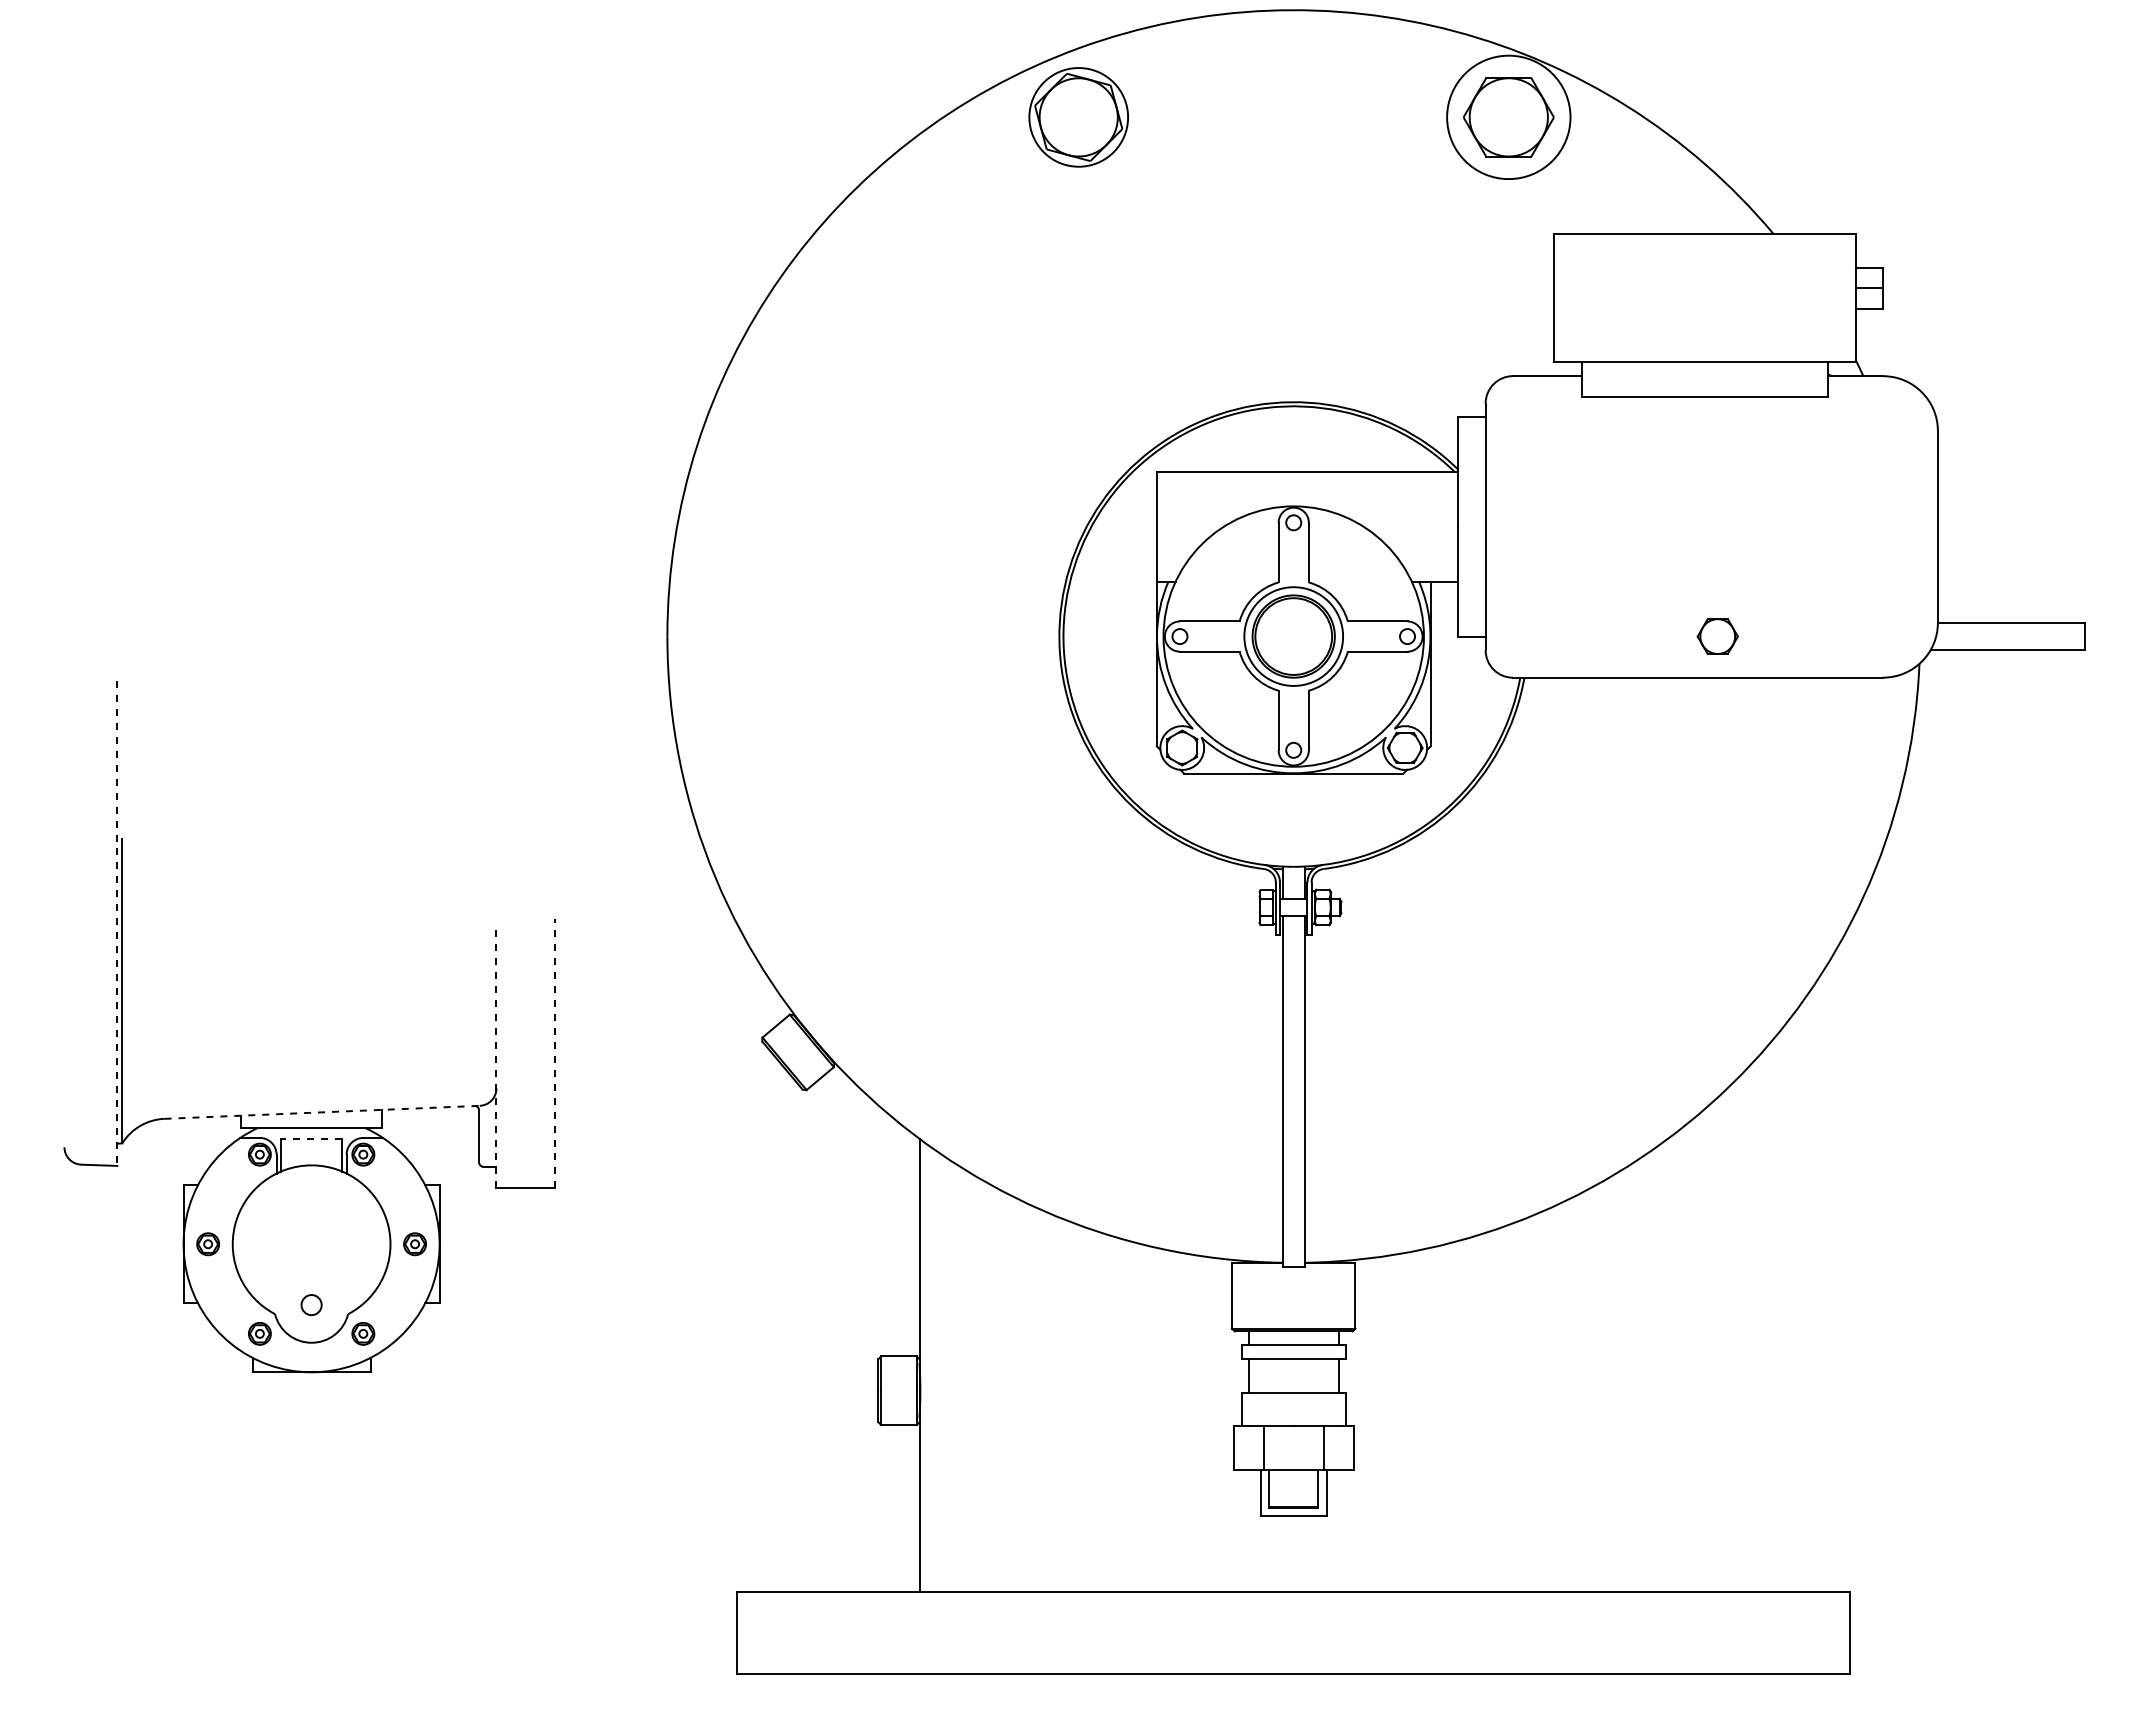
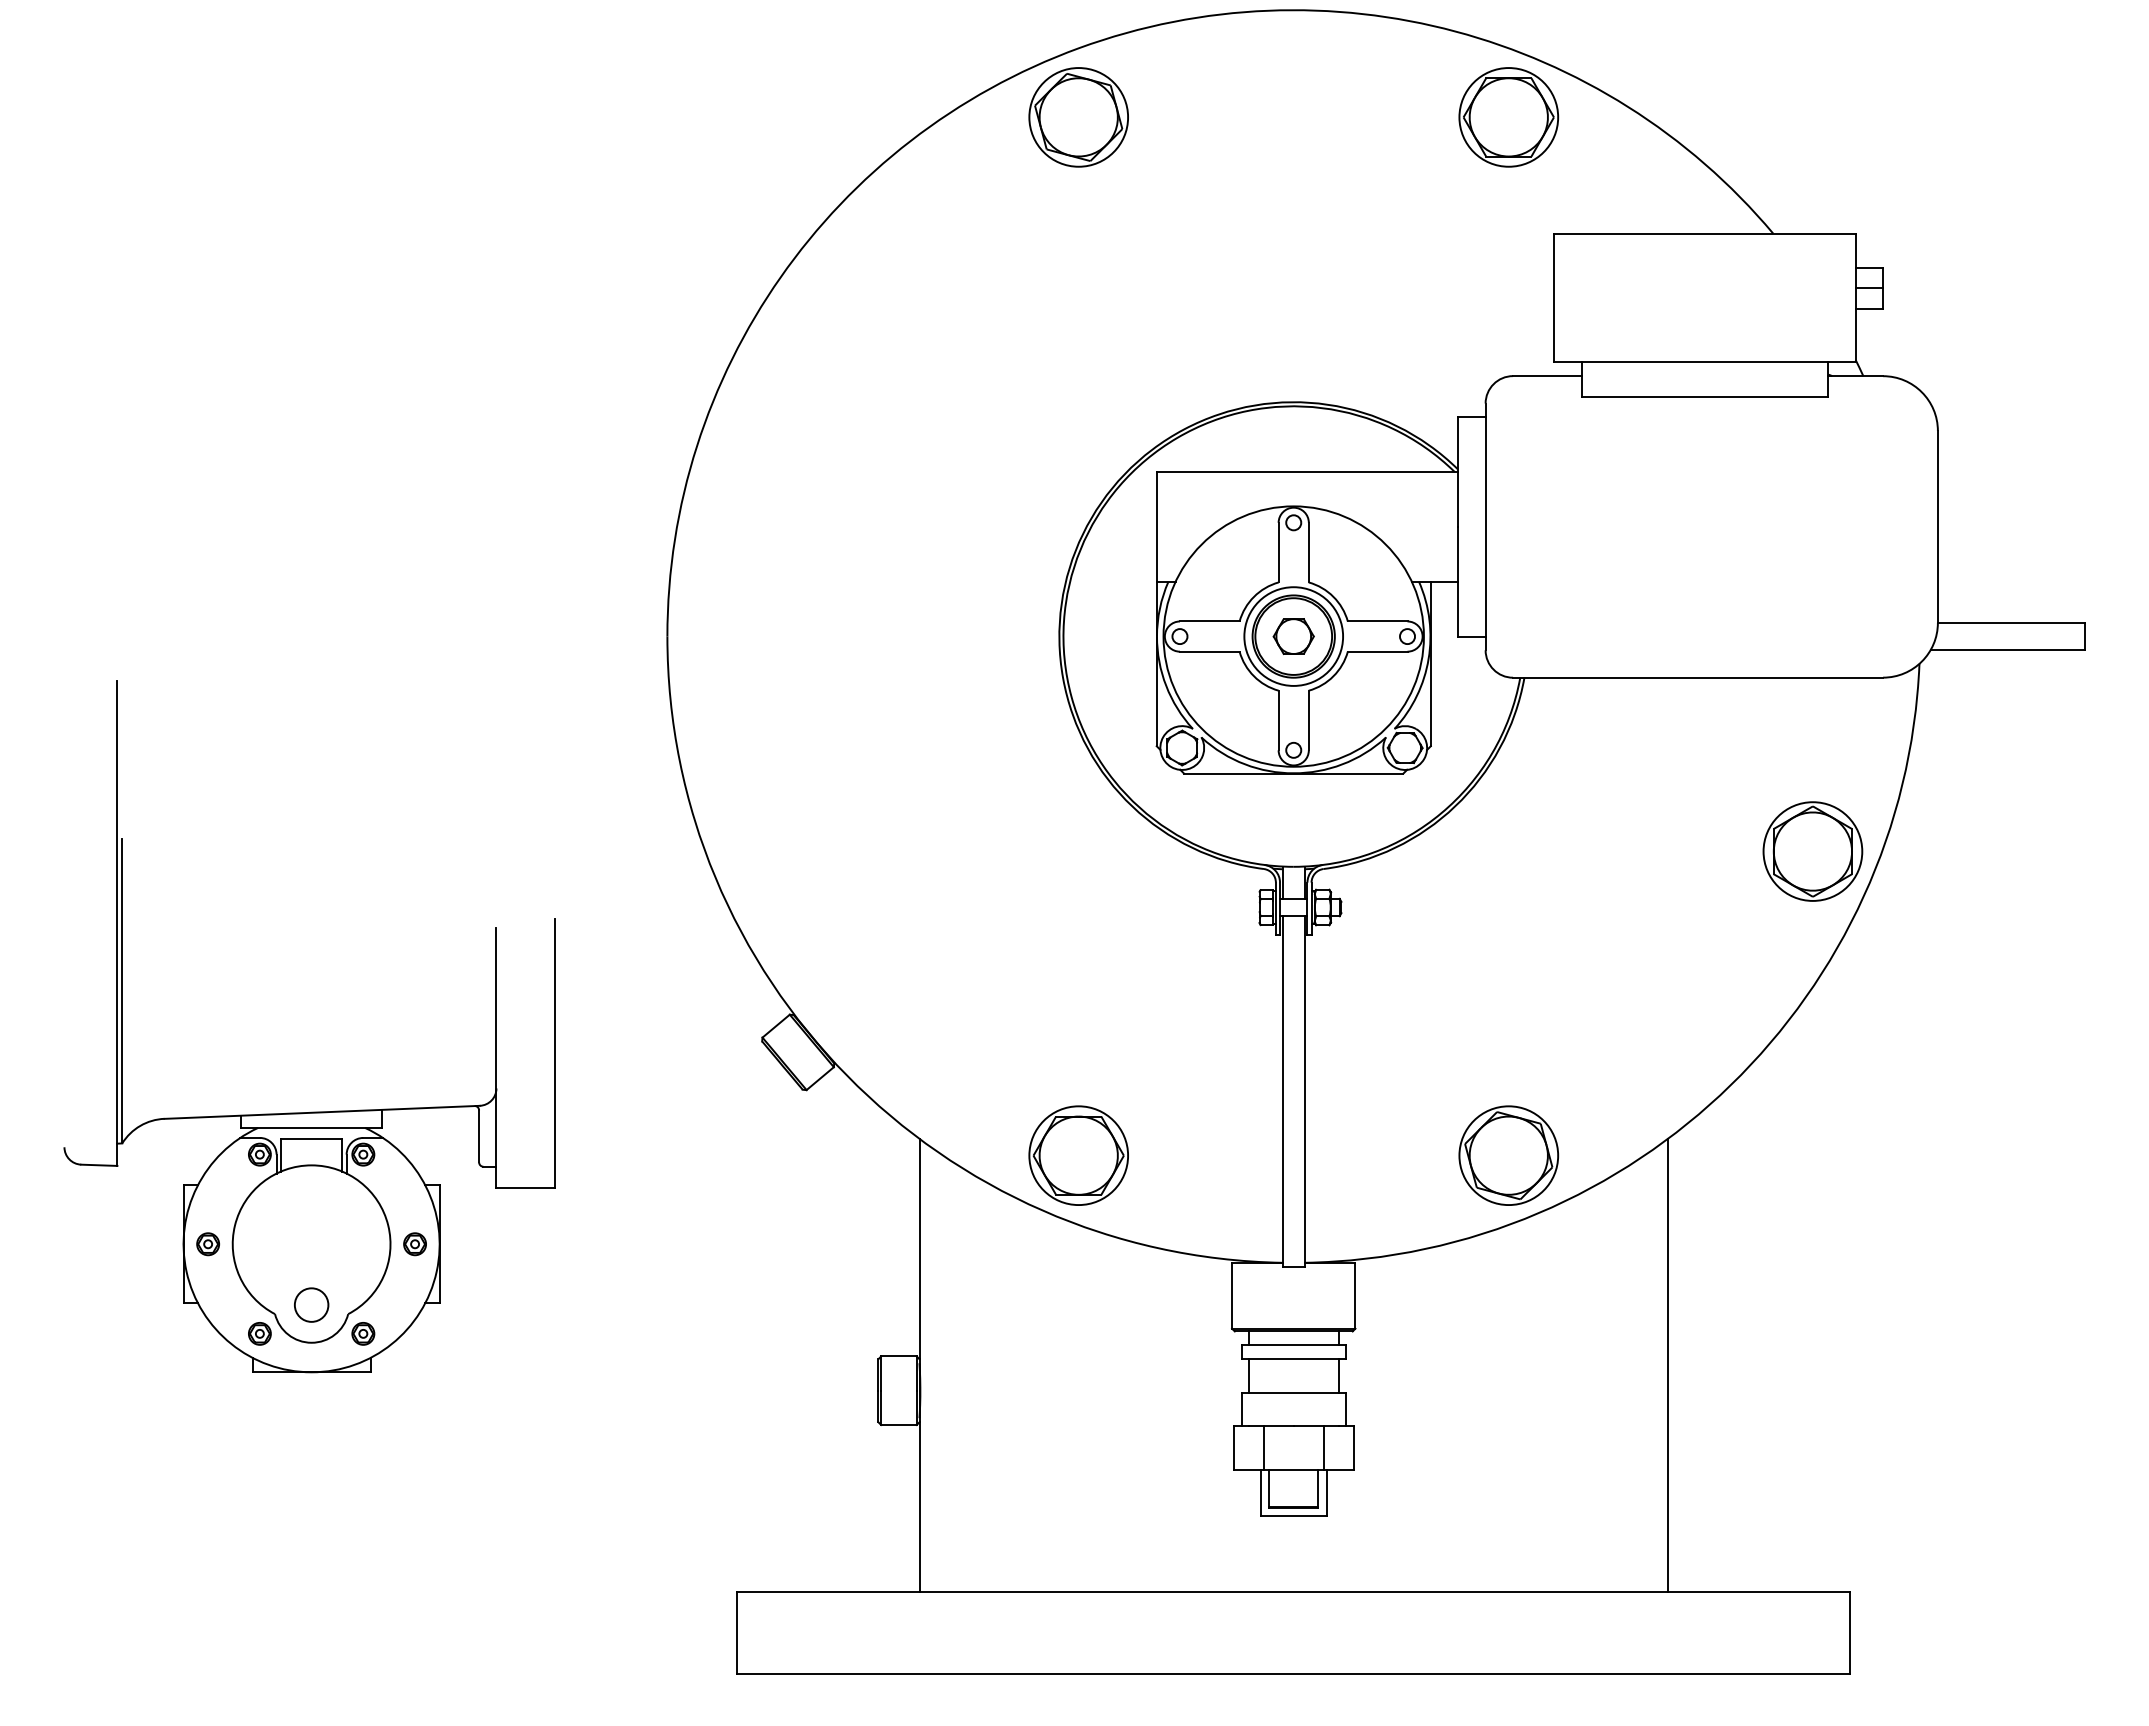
circle diameter: 123 px -> 99 px (1508, 117)
part position: (1717, 636) -> (1293, 636) (1293, 636)
part: none -> present (1812, 851)
line: dashed -> solid (117, 923)
line: dashed -> solid (555, 1053)
line: dashed -> solid (496, 1057)
line: dashed -> solid (322, 1112)
line: dashed -> solid (311, 1139)
part: none -> present (1078, 1155)
part: none -> present (1508, 1155)
circle diameter: 20 px -> 34 px (311, 1304)
line: none -> present (1667, 1364)
